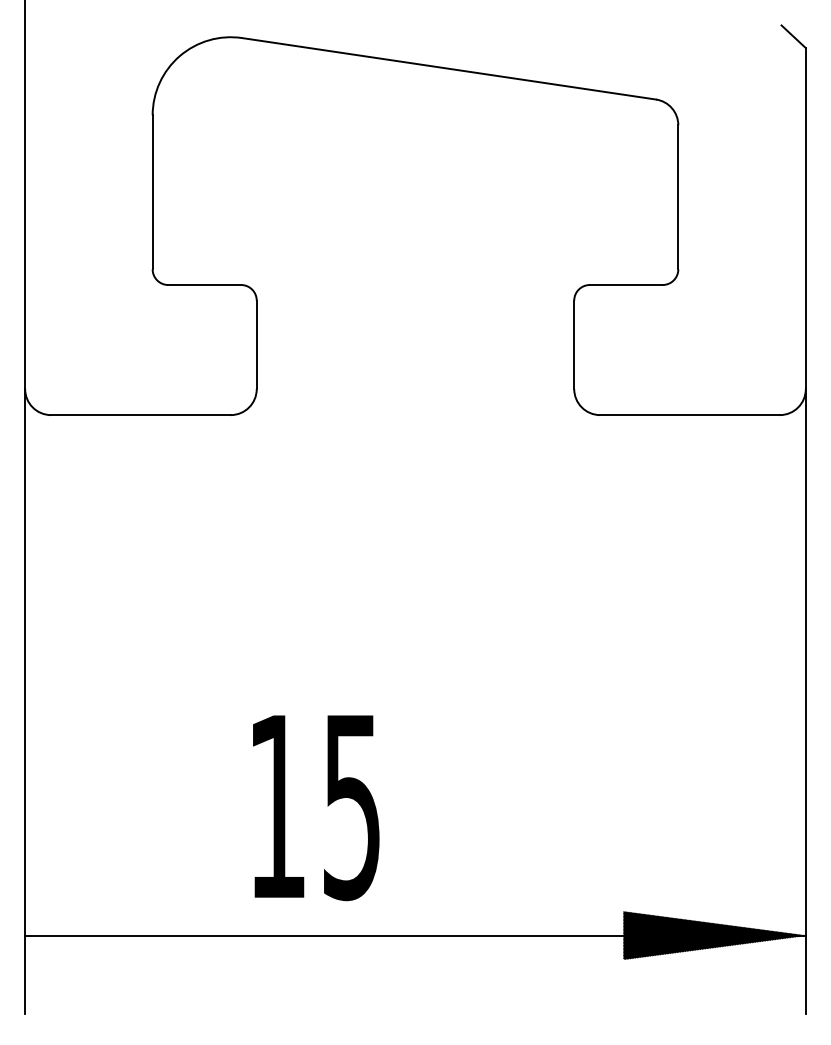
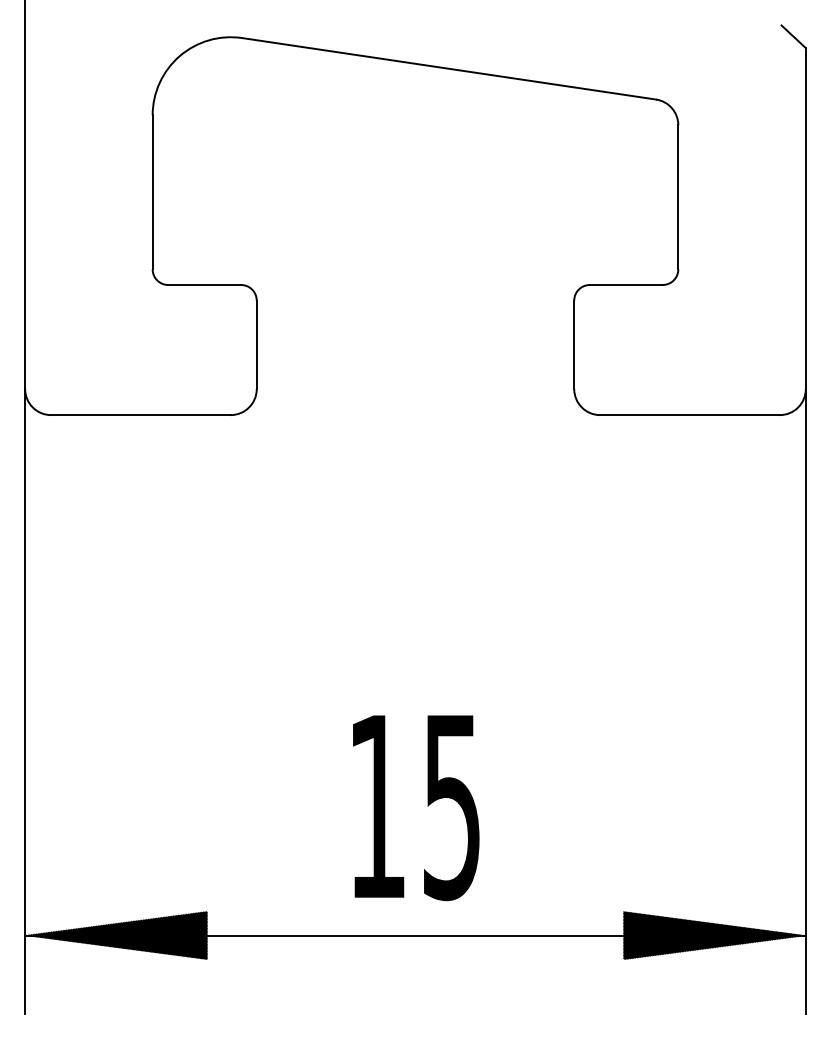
text position: (316, 808) -> (416, 808) (416, 808)
hatch: none -> present (116, 935)
